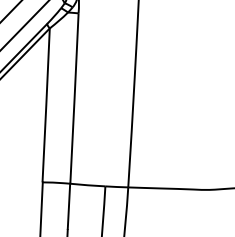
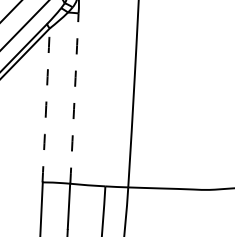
arc: solid -> dashed (74, 98)
arc: solid -> dashed (46, 105)
